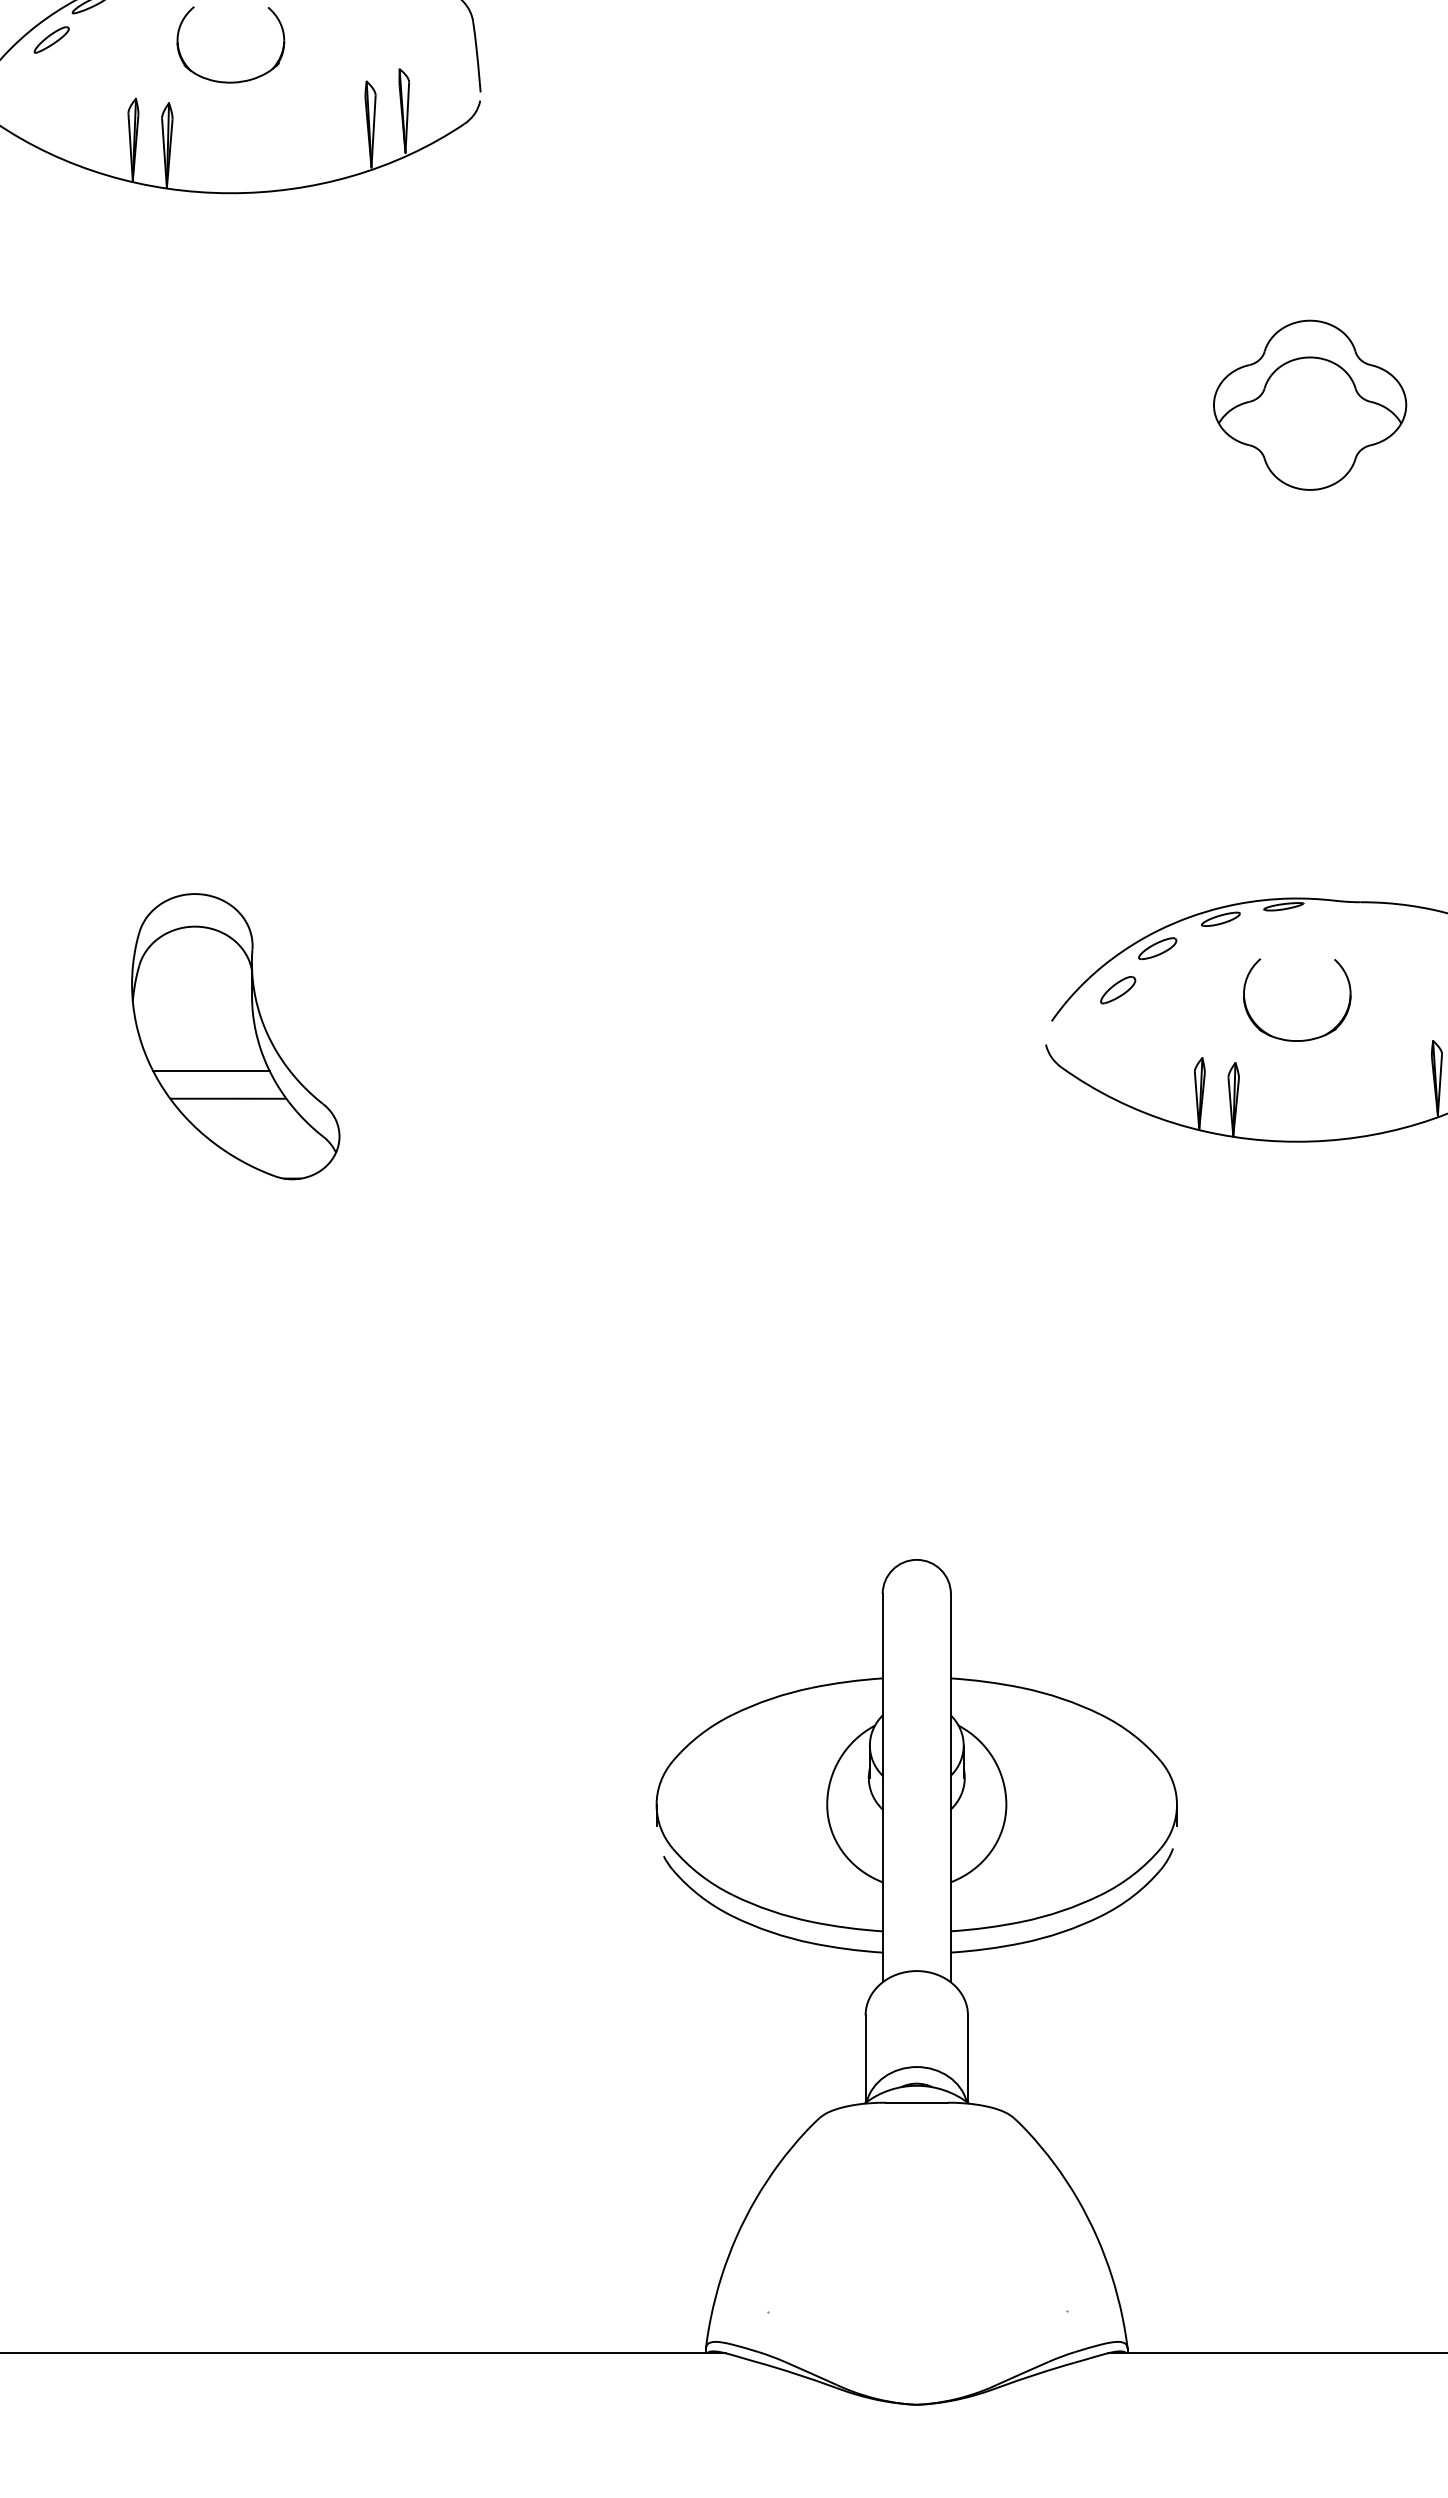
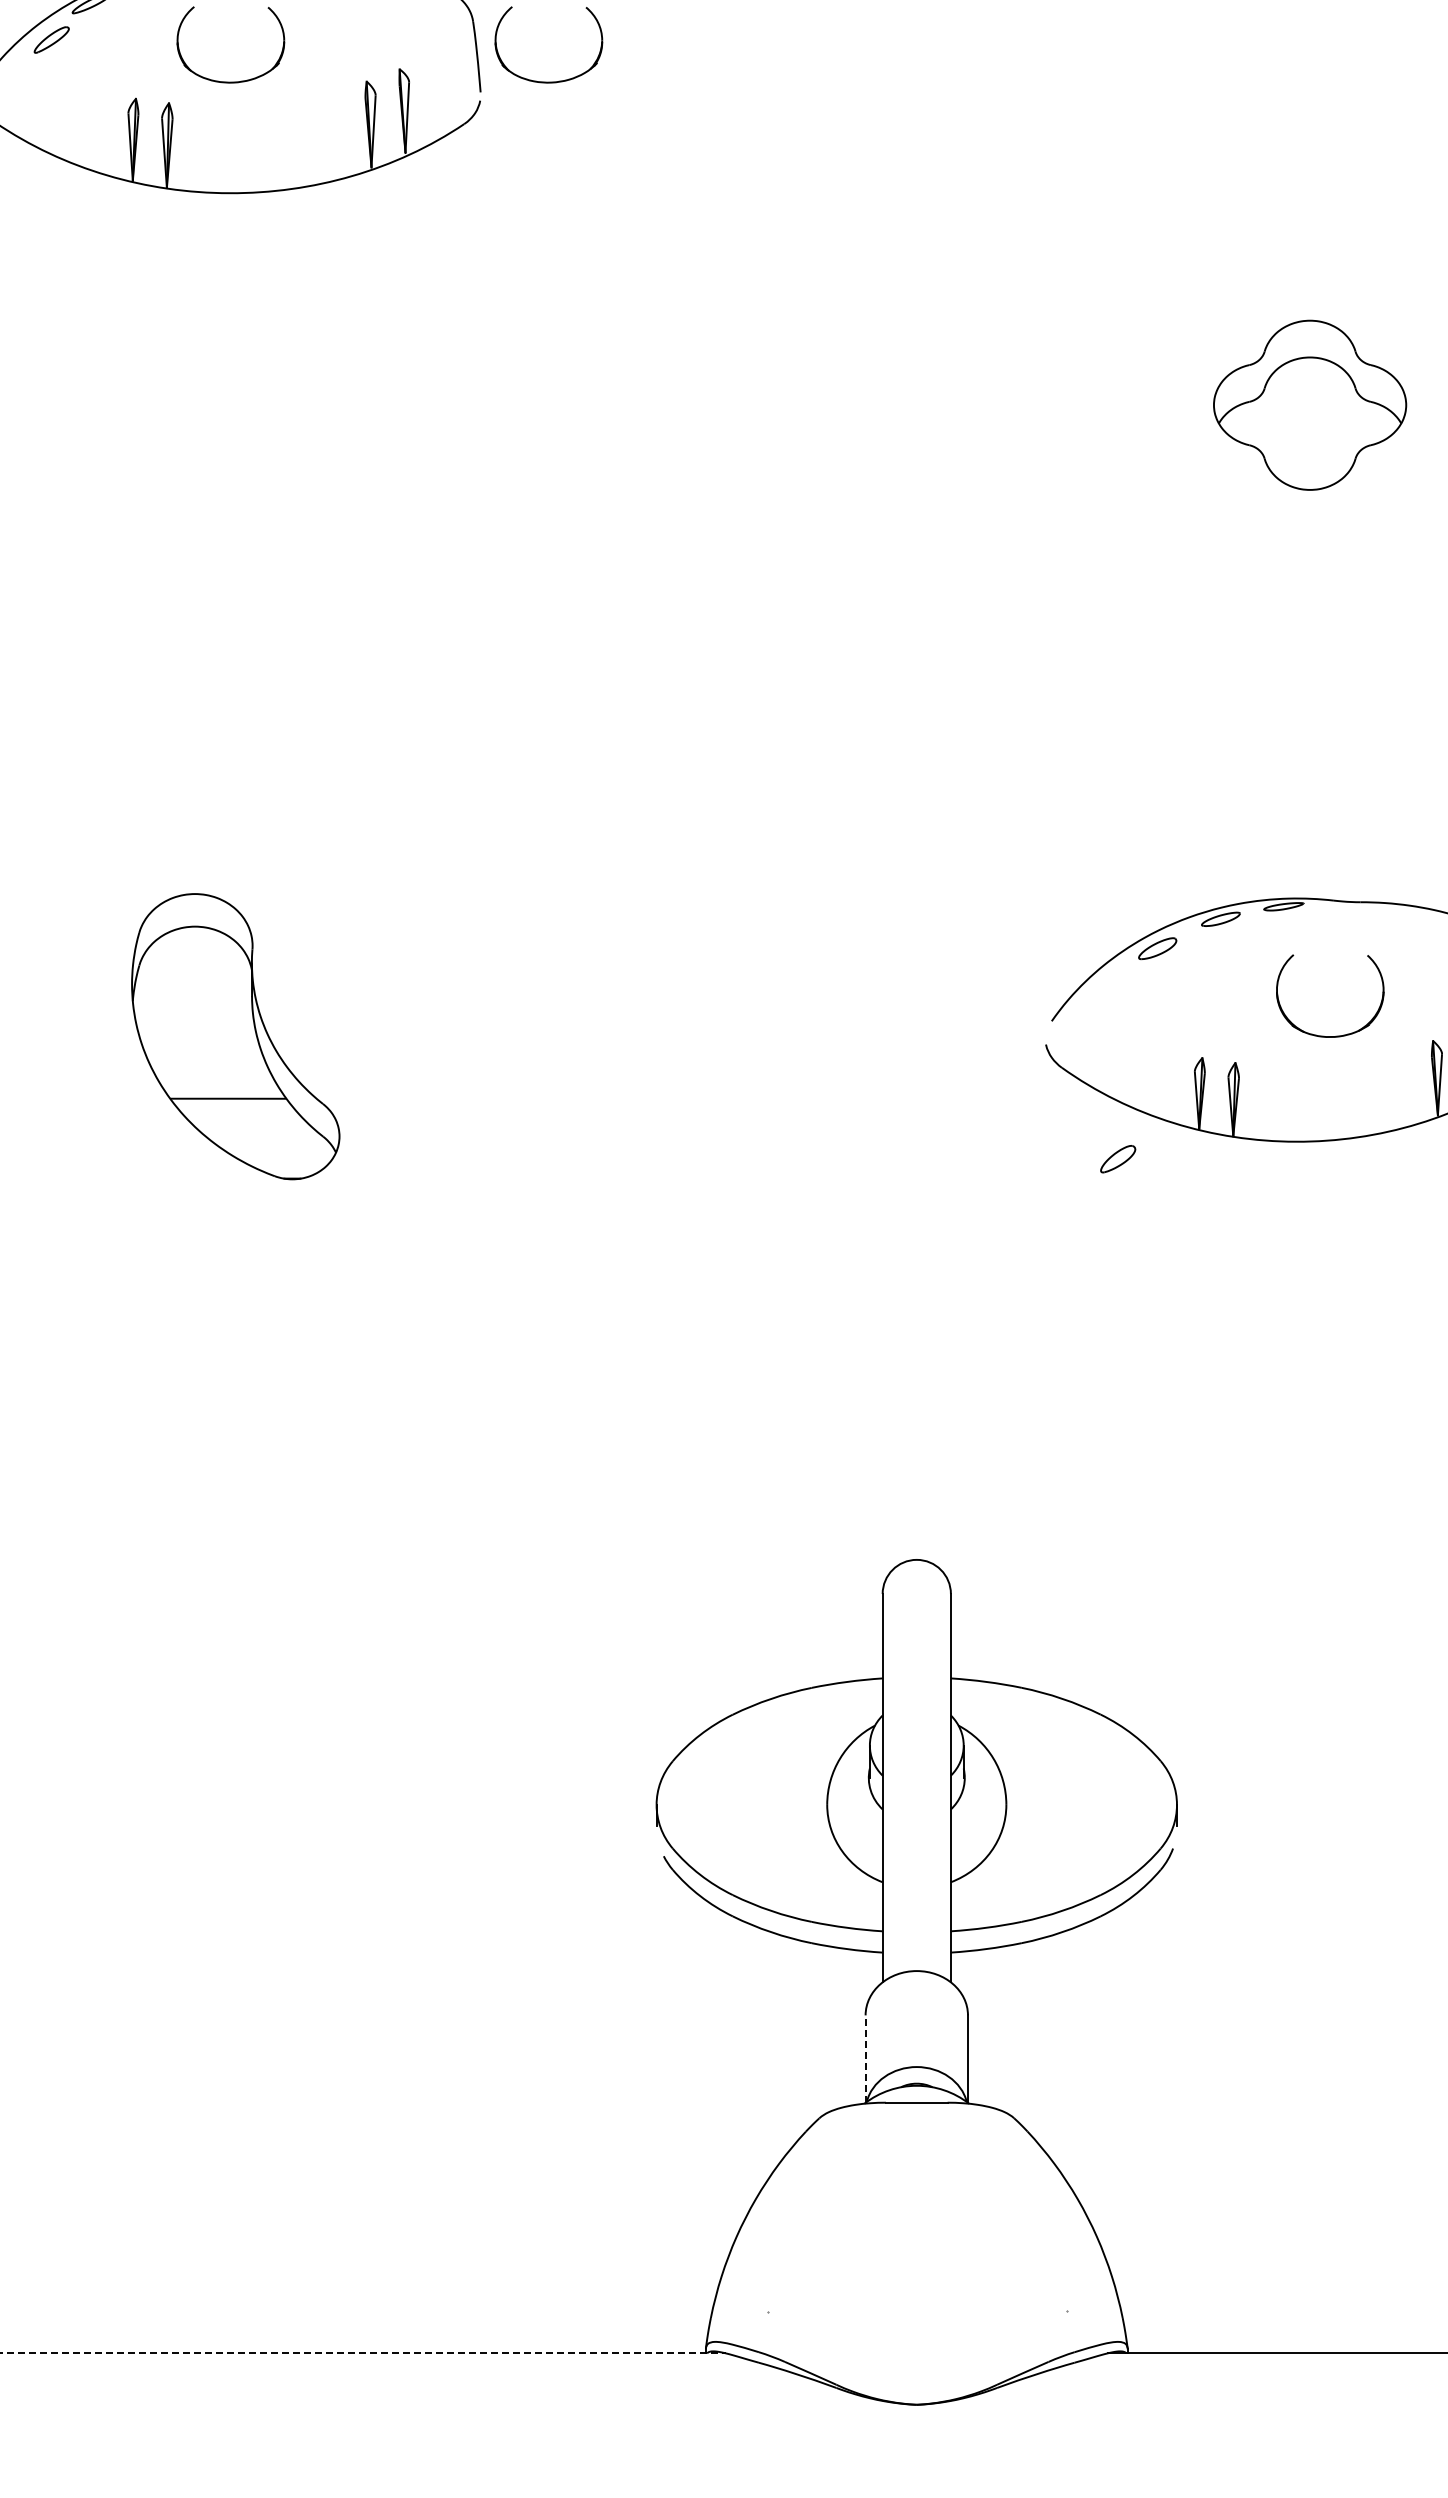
part: none -> present (548, 81)
part position: (1118, 990) -> (1118, 1159) (1118, 1159)
part position: (1303, 1039) -> (1336, 1035) (1336, 1035)
line: present -> none (211, 1071)
line: solid -> dashed (865, 2059)
line: solid -> dashed (363, 2353)
